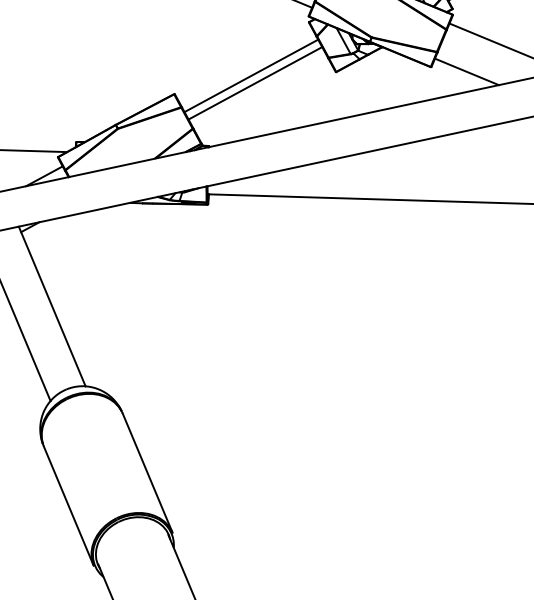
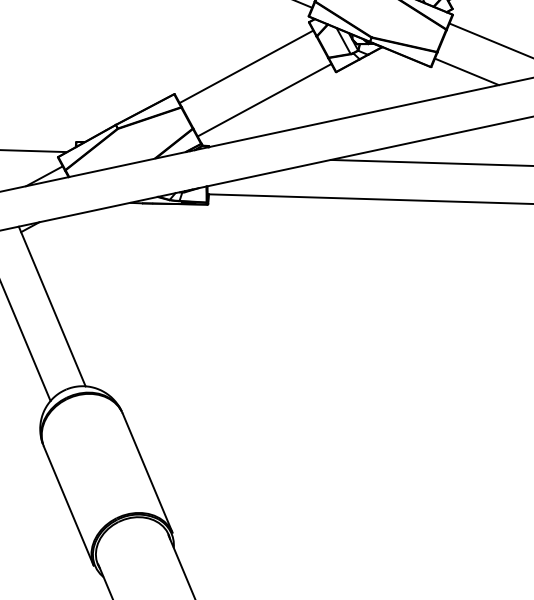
line position: (251, 75) -> (246, 66) (246, 66)
line position: (255, 83) -> (264, 100) (264, 100)
line: none -> present (430, 162)
